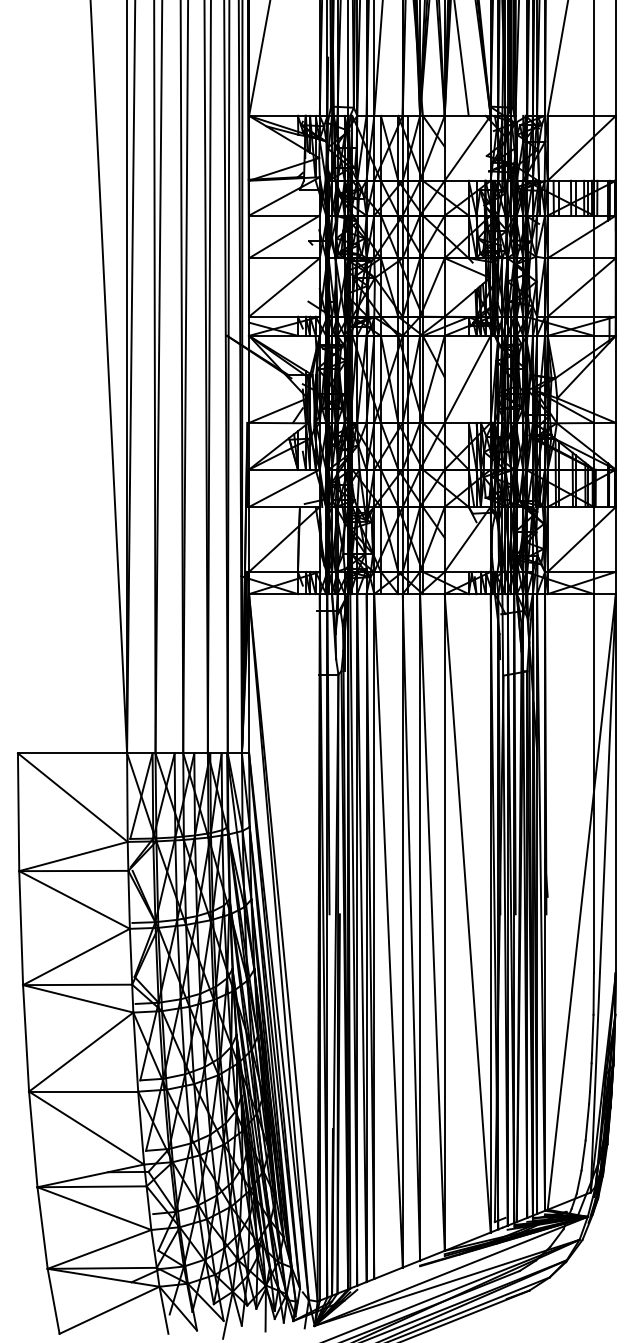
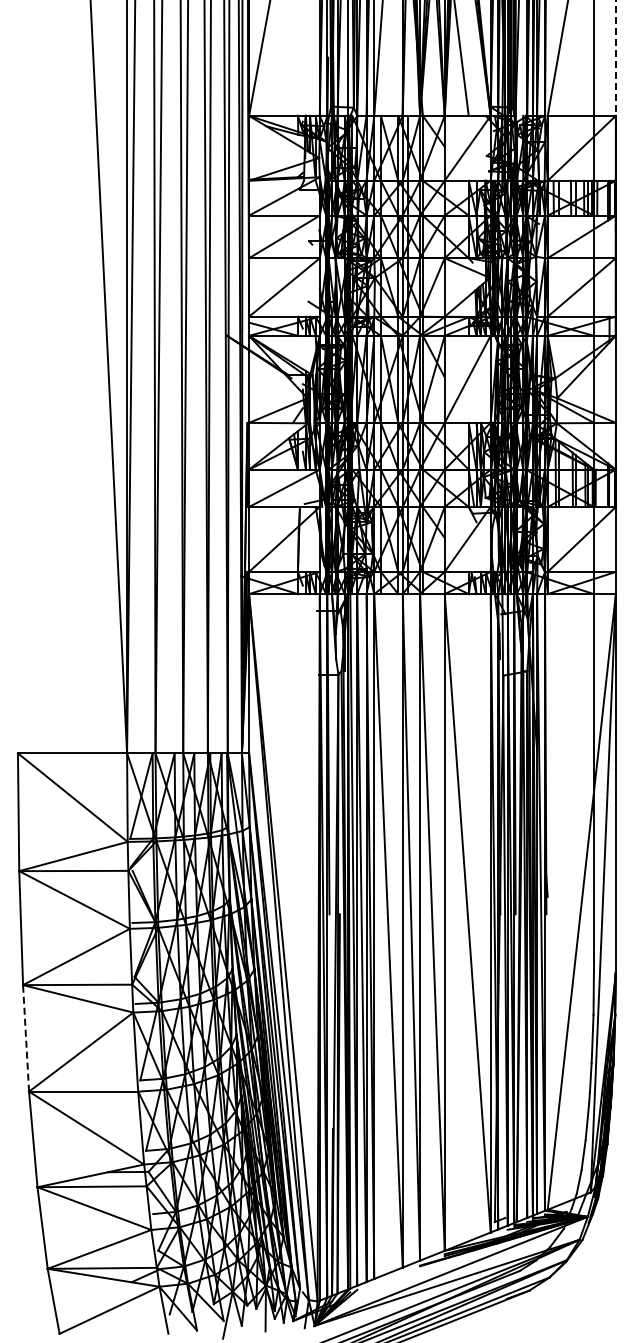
line: solid -> dashed (615, 58)
line: solid -> dashed (26, 1037)
